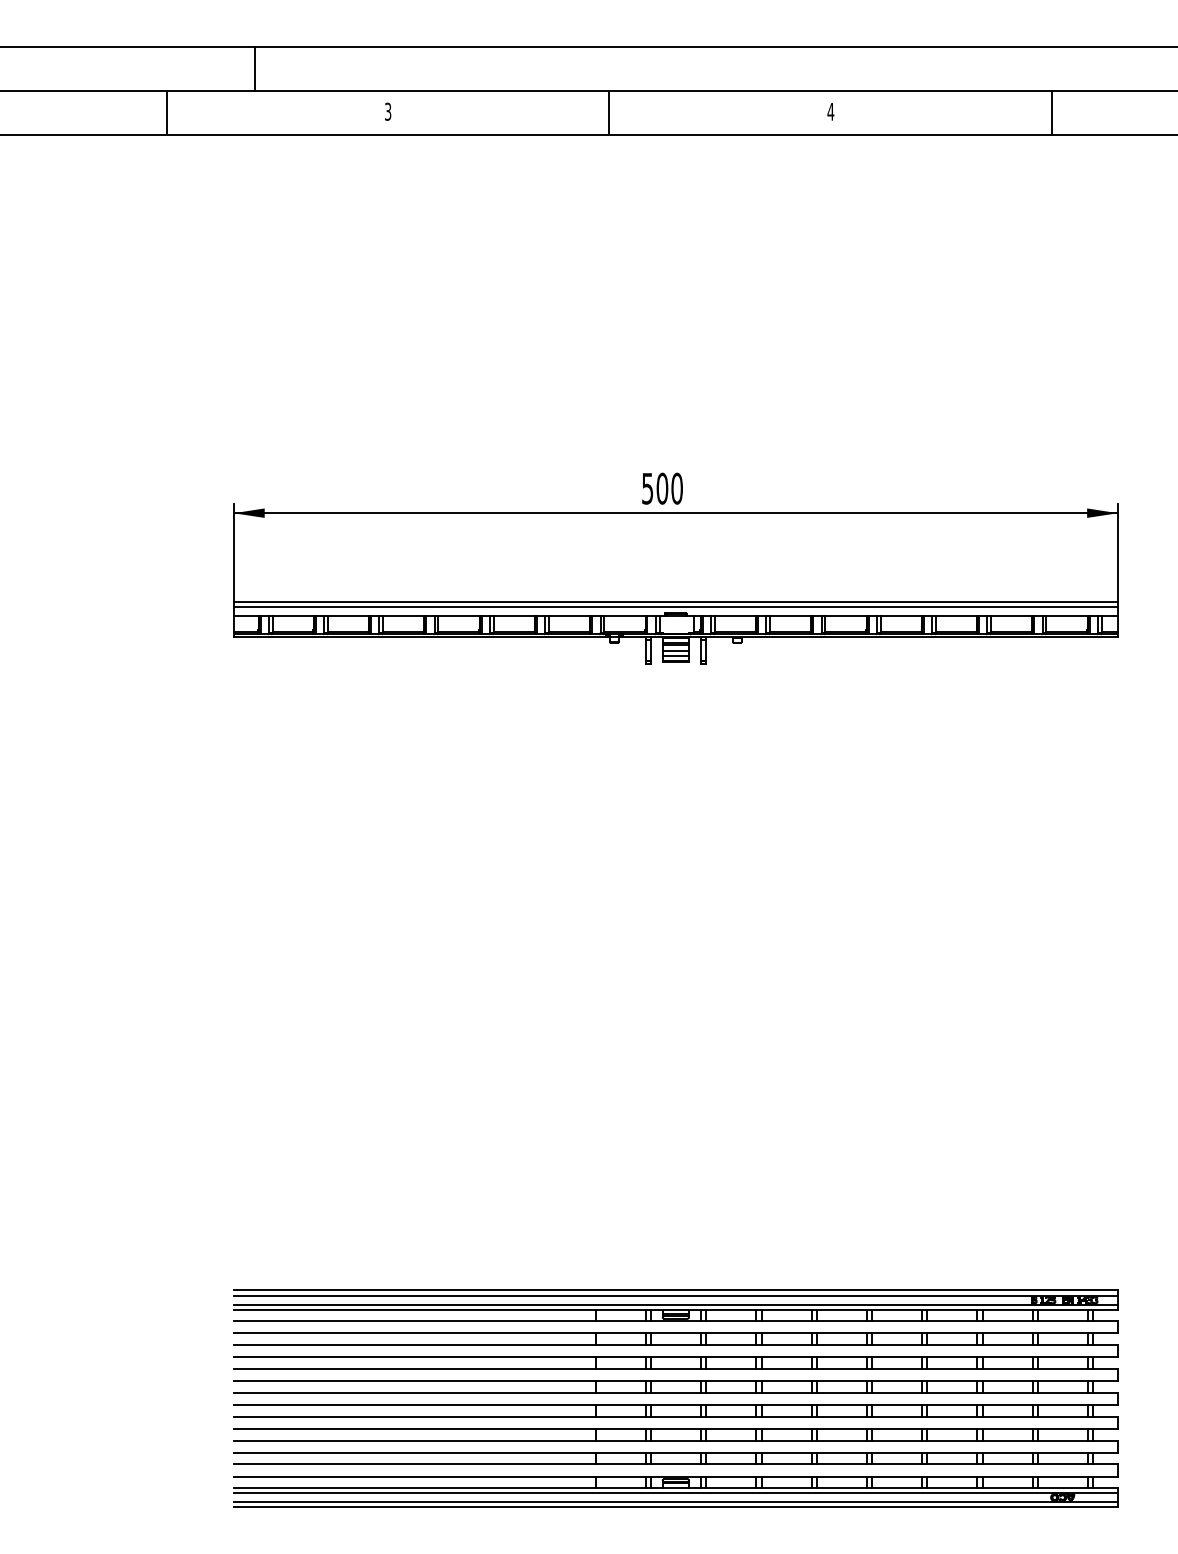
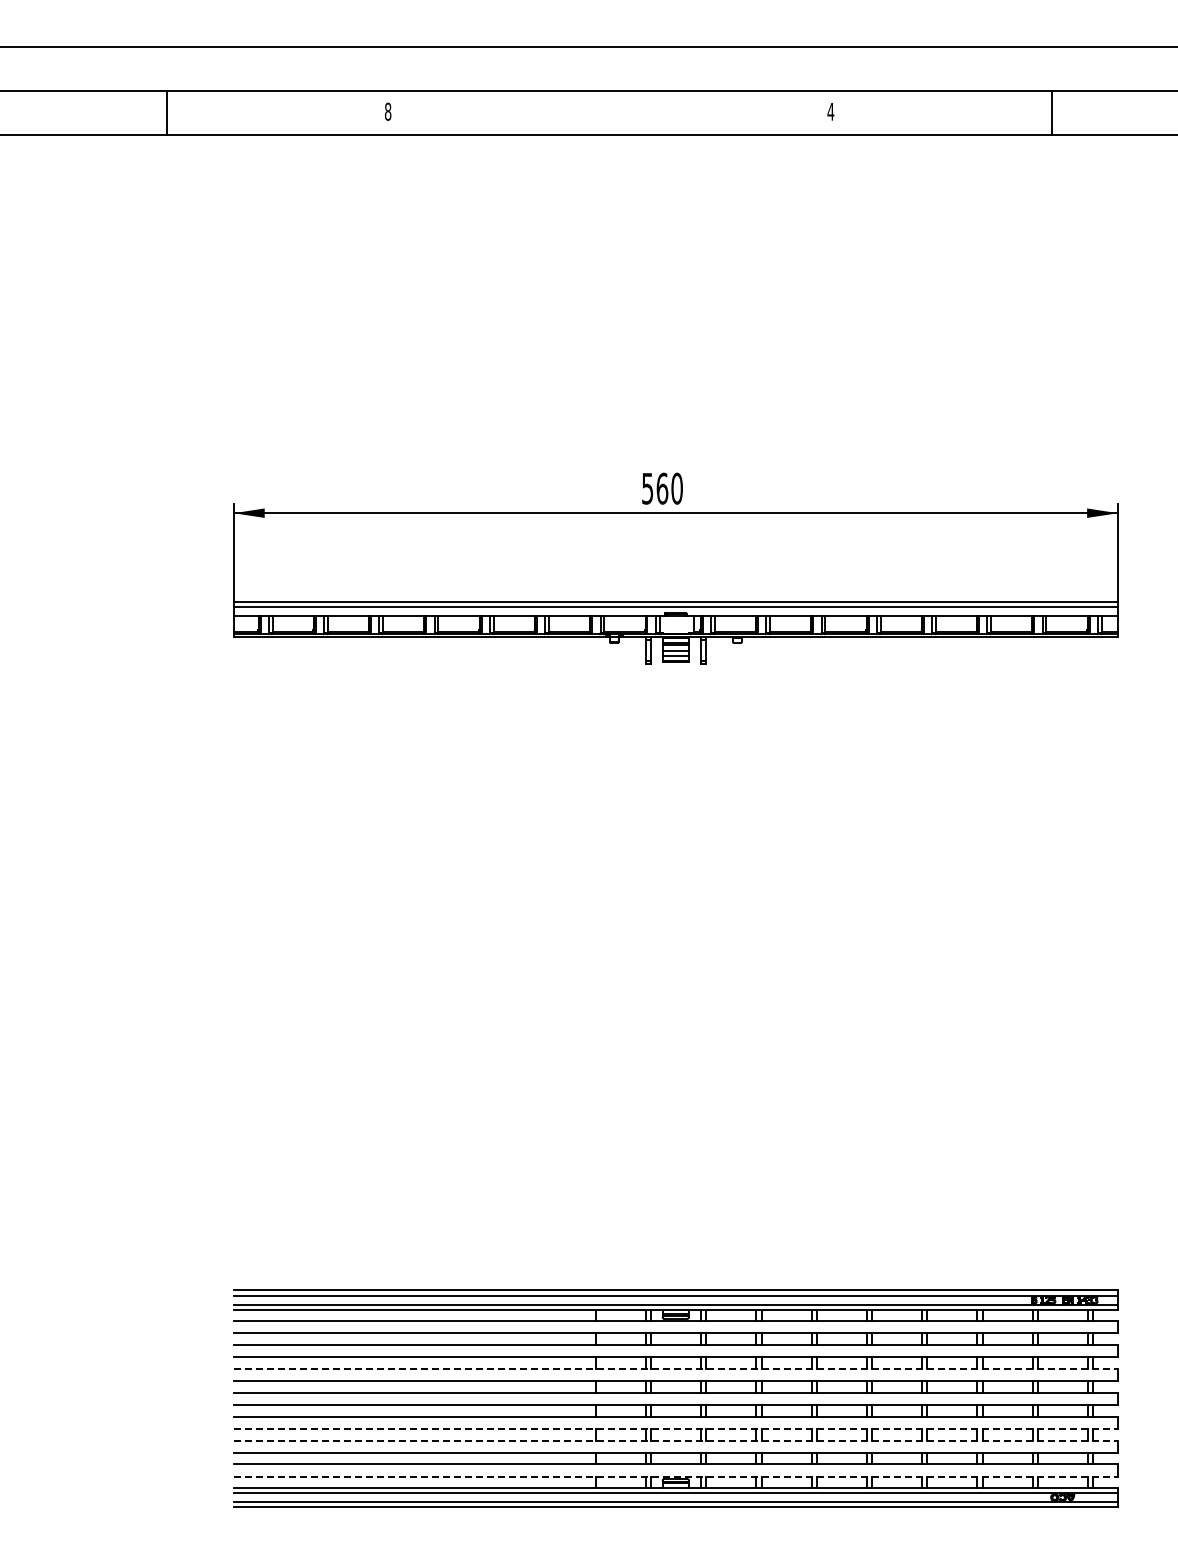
line: present -> none (255, 68)
text: 3 -> 8 (387, 111)
line: present -> none (609, 112)
text: 500 -> 560 (662, 488)
line: solid -> dashed (676, 1368)
line: solid -> dashed (676, 1429)
line: solid -> dashed (676, 1440)
line: solid -> dashed (676, 1476)
